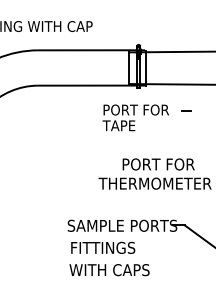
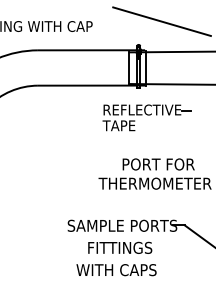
line: none -> present (161, 21)
text: PORT FOR -> REFLECTIVE (143, 109)
text position: (103, 247) -> (120, 247) (120, 247)
text position: (109, 270) -> (116, 270) (116, 270)
